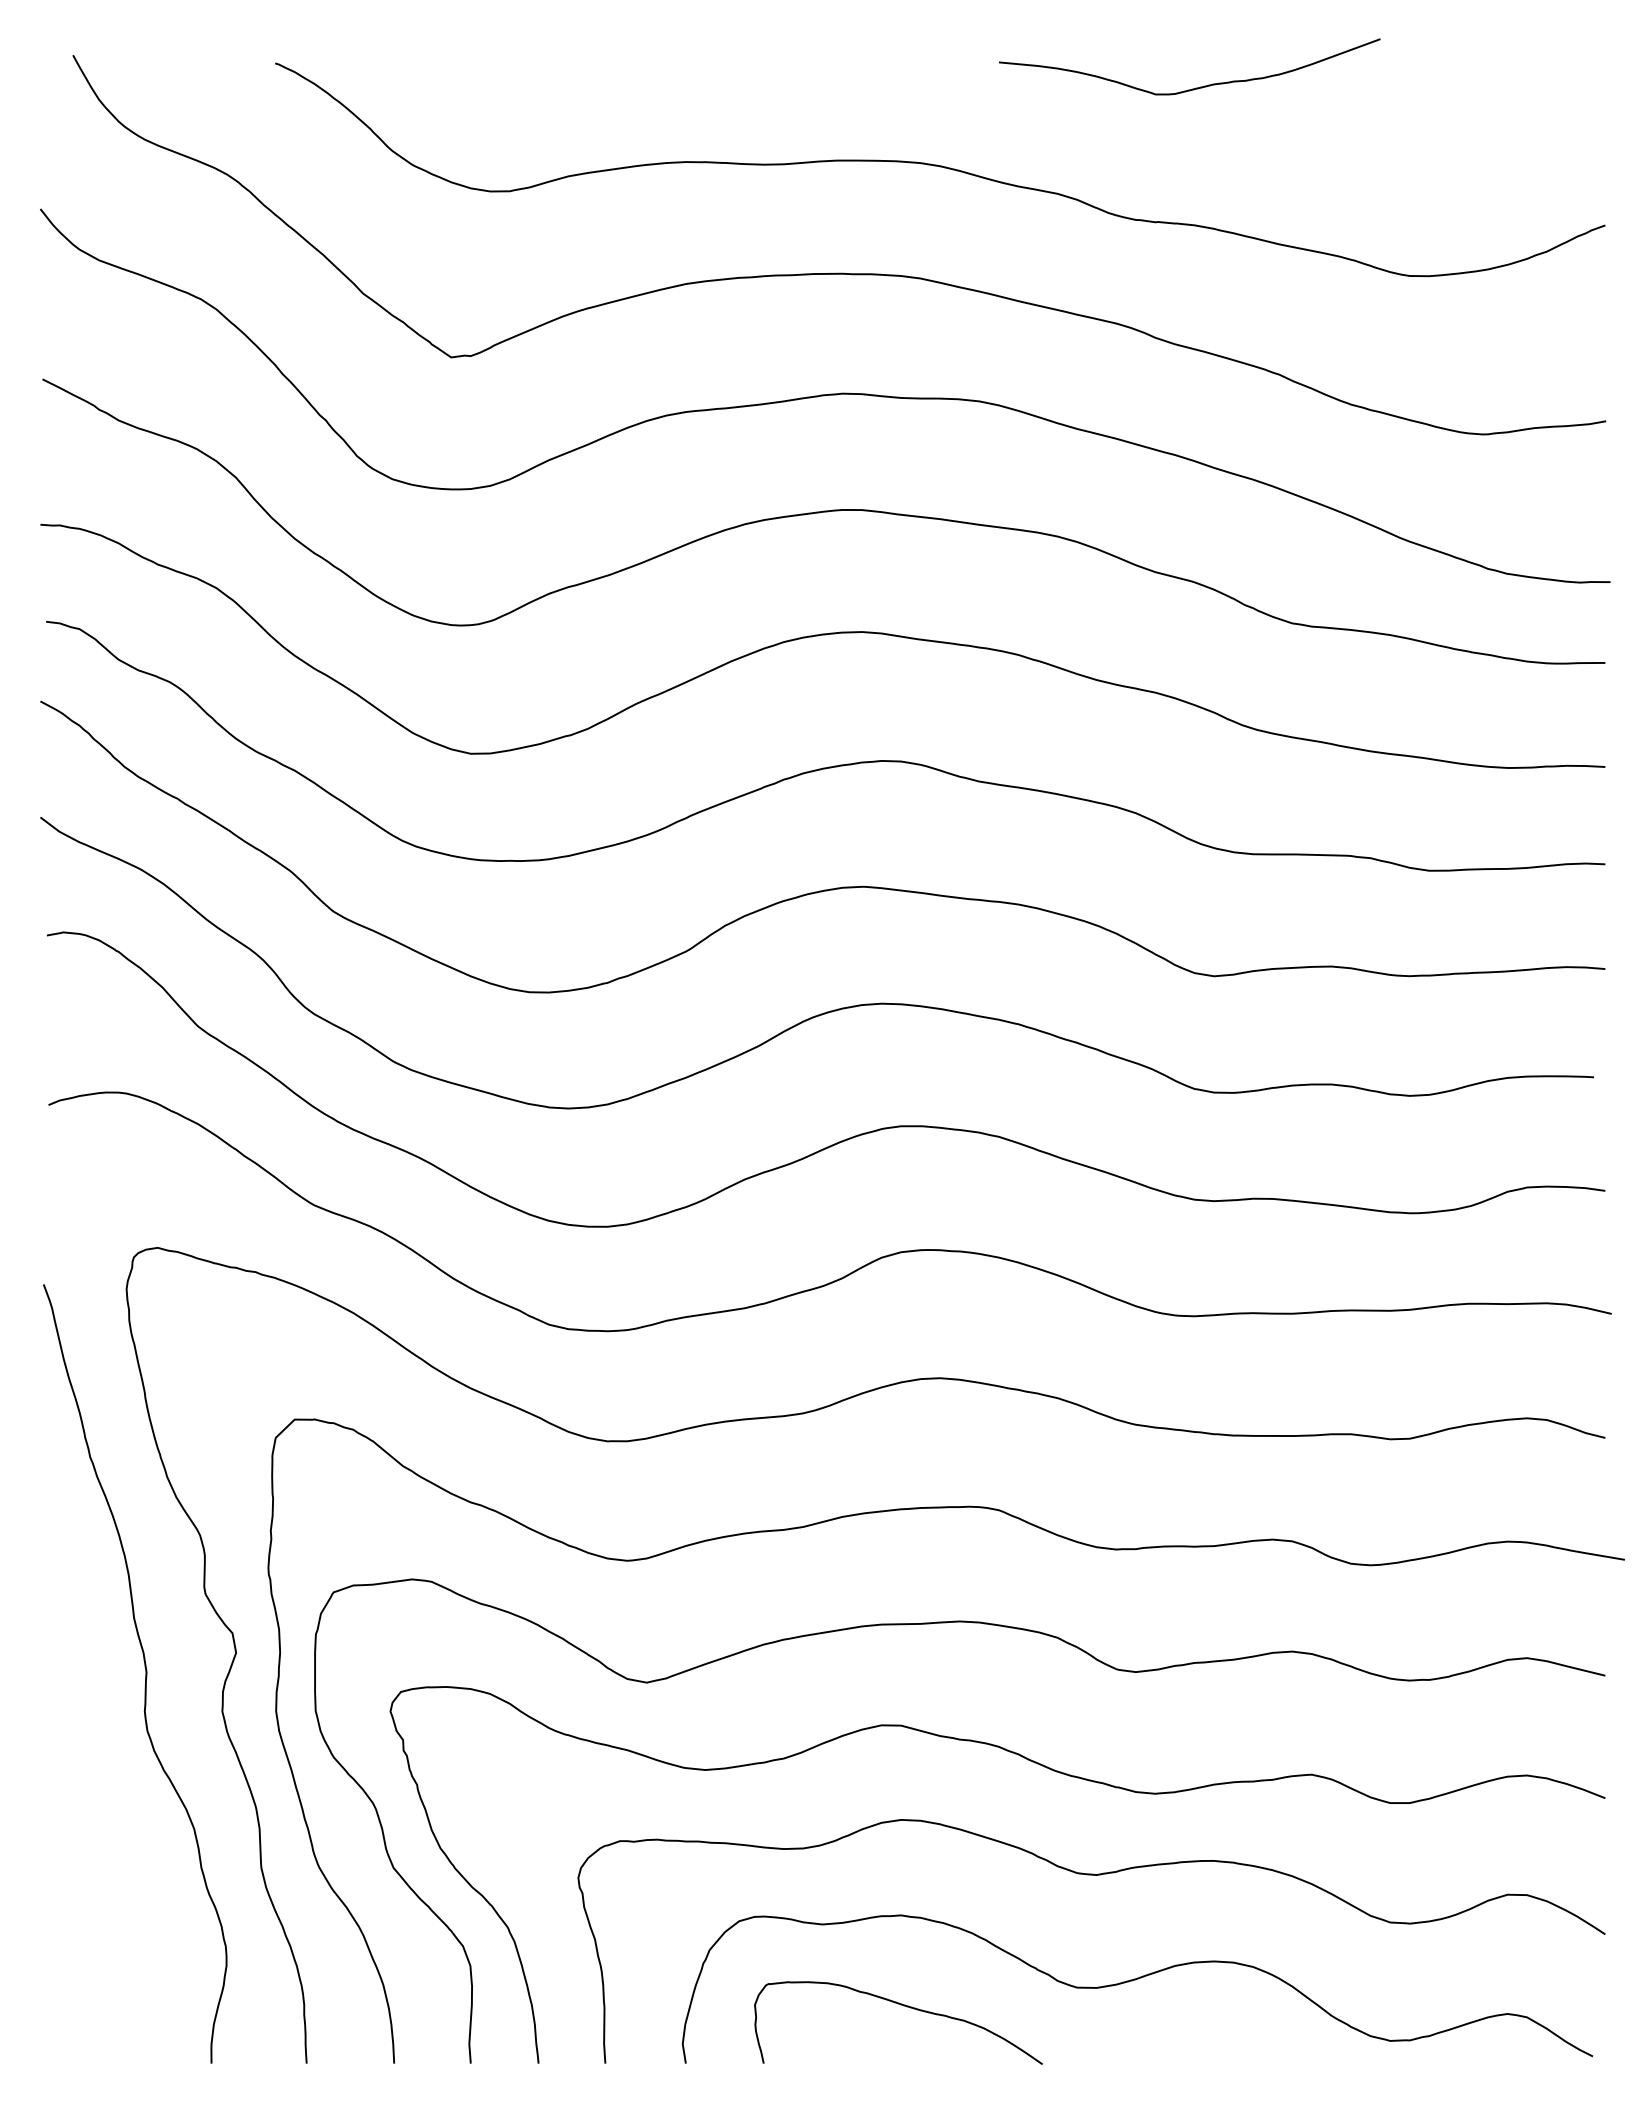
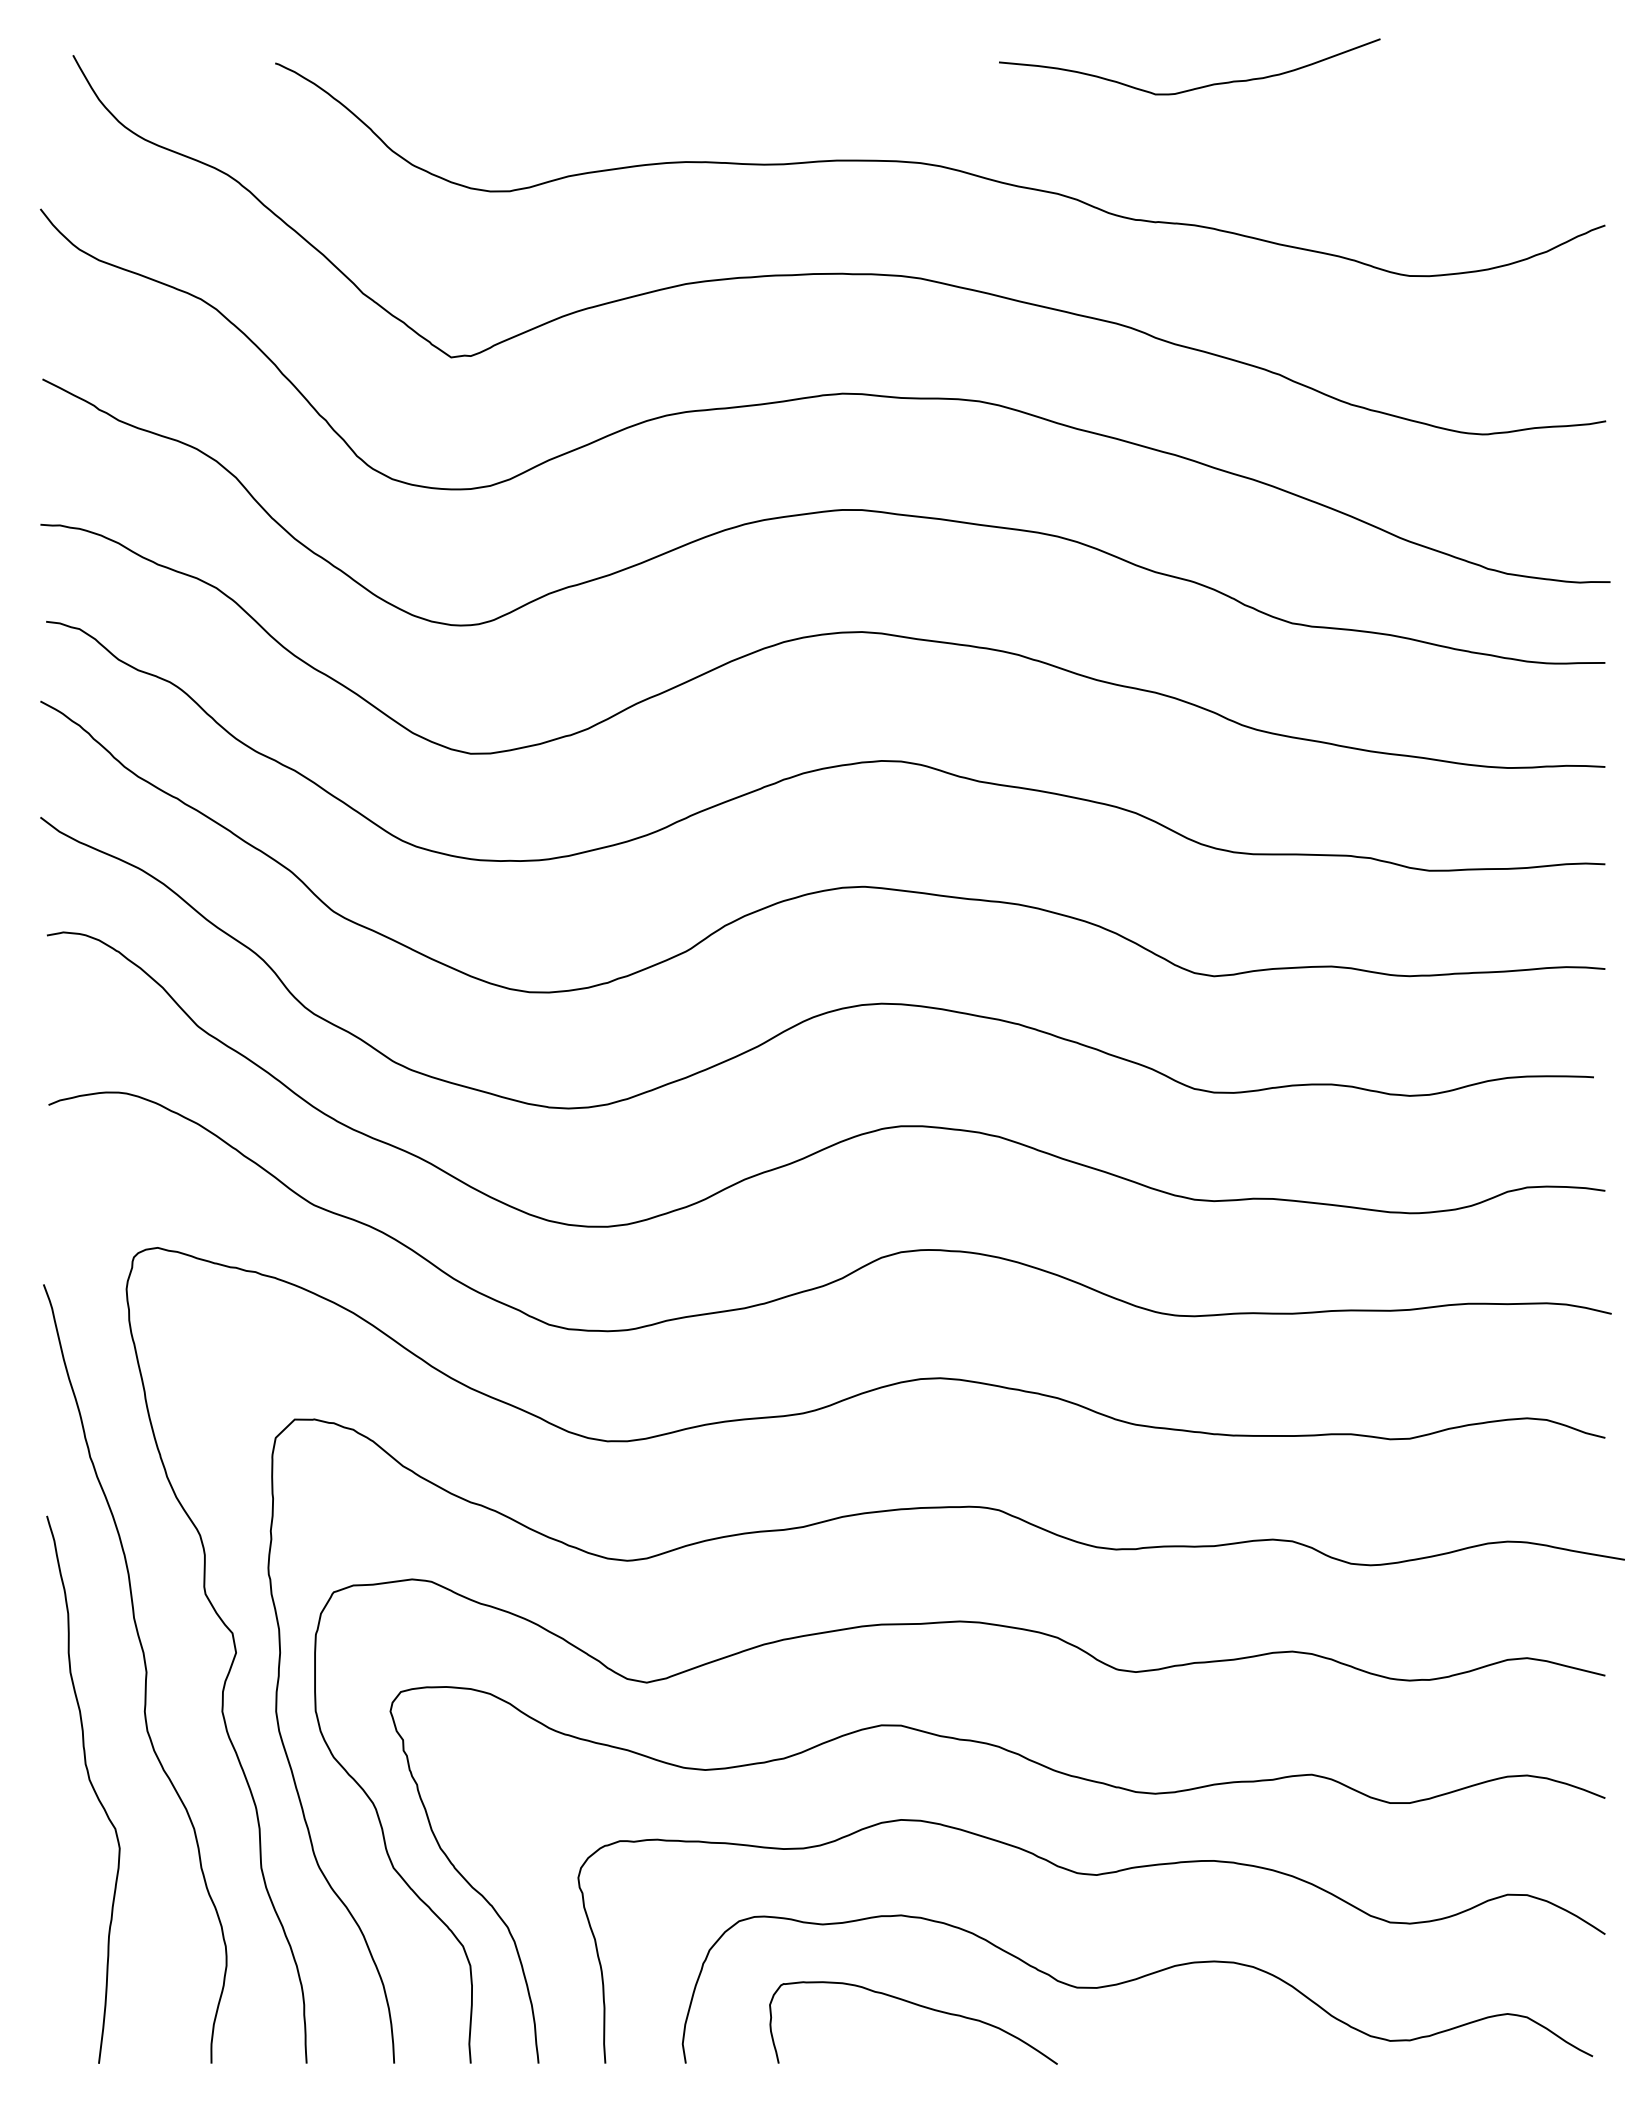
curve: none -> present (91, 1786)
curve position: (903, 2006) -> (918, 2006) (918, 2006)
